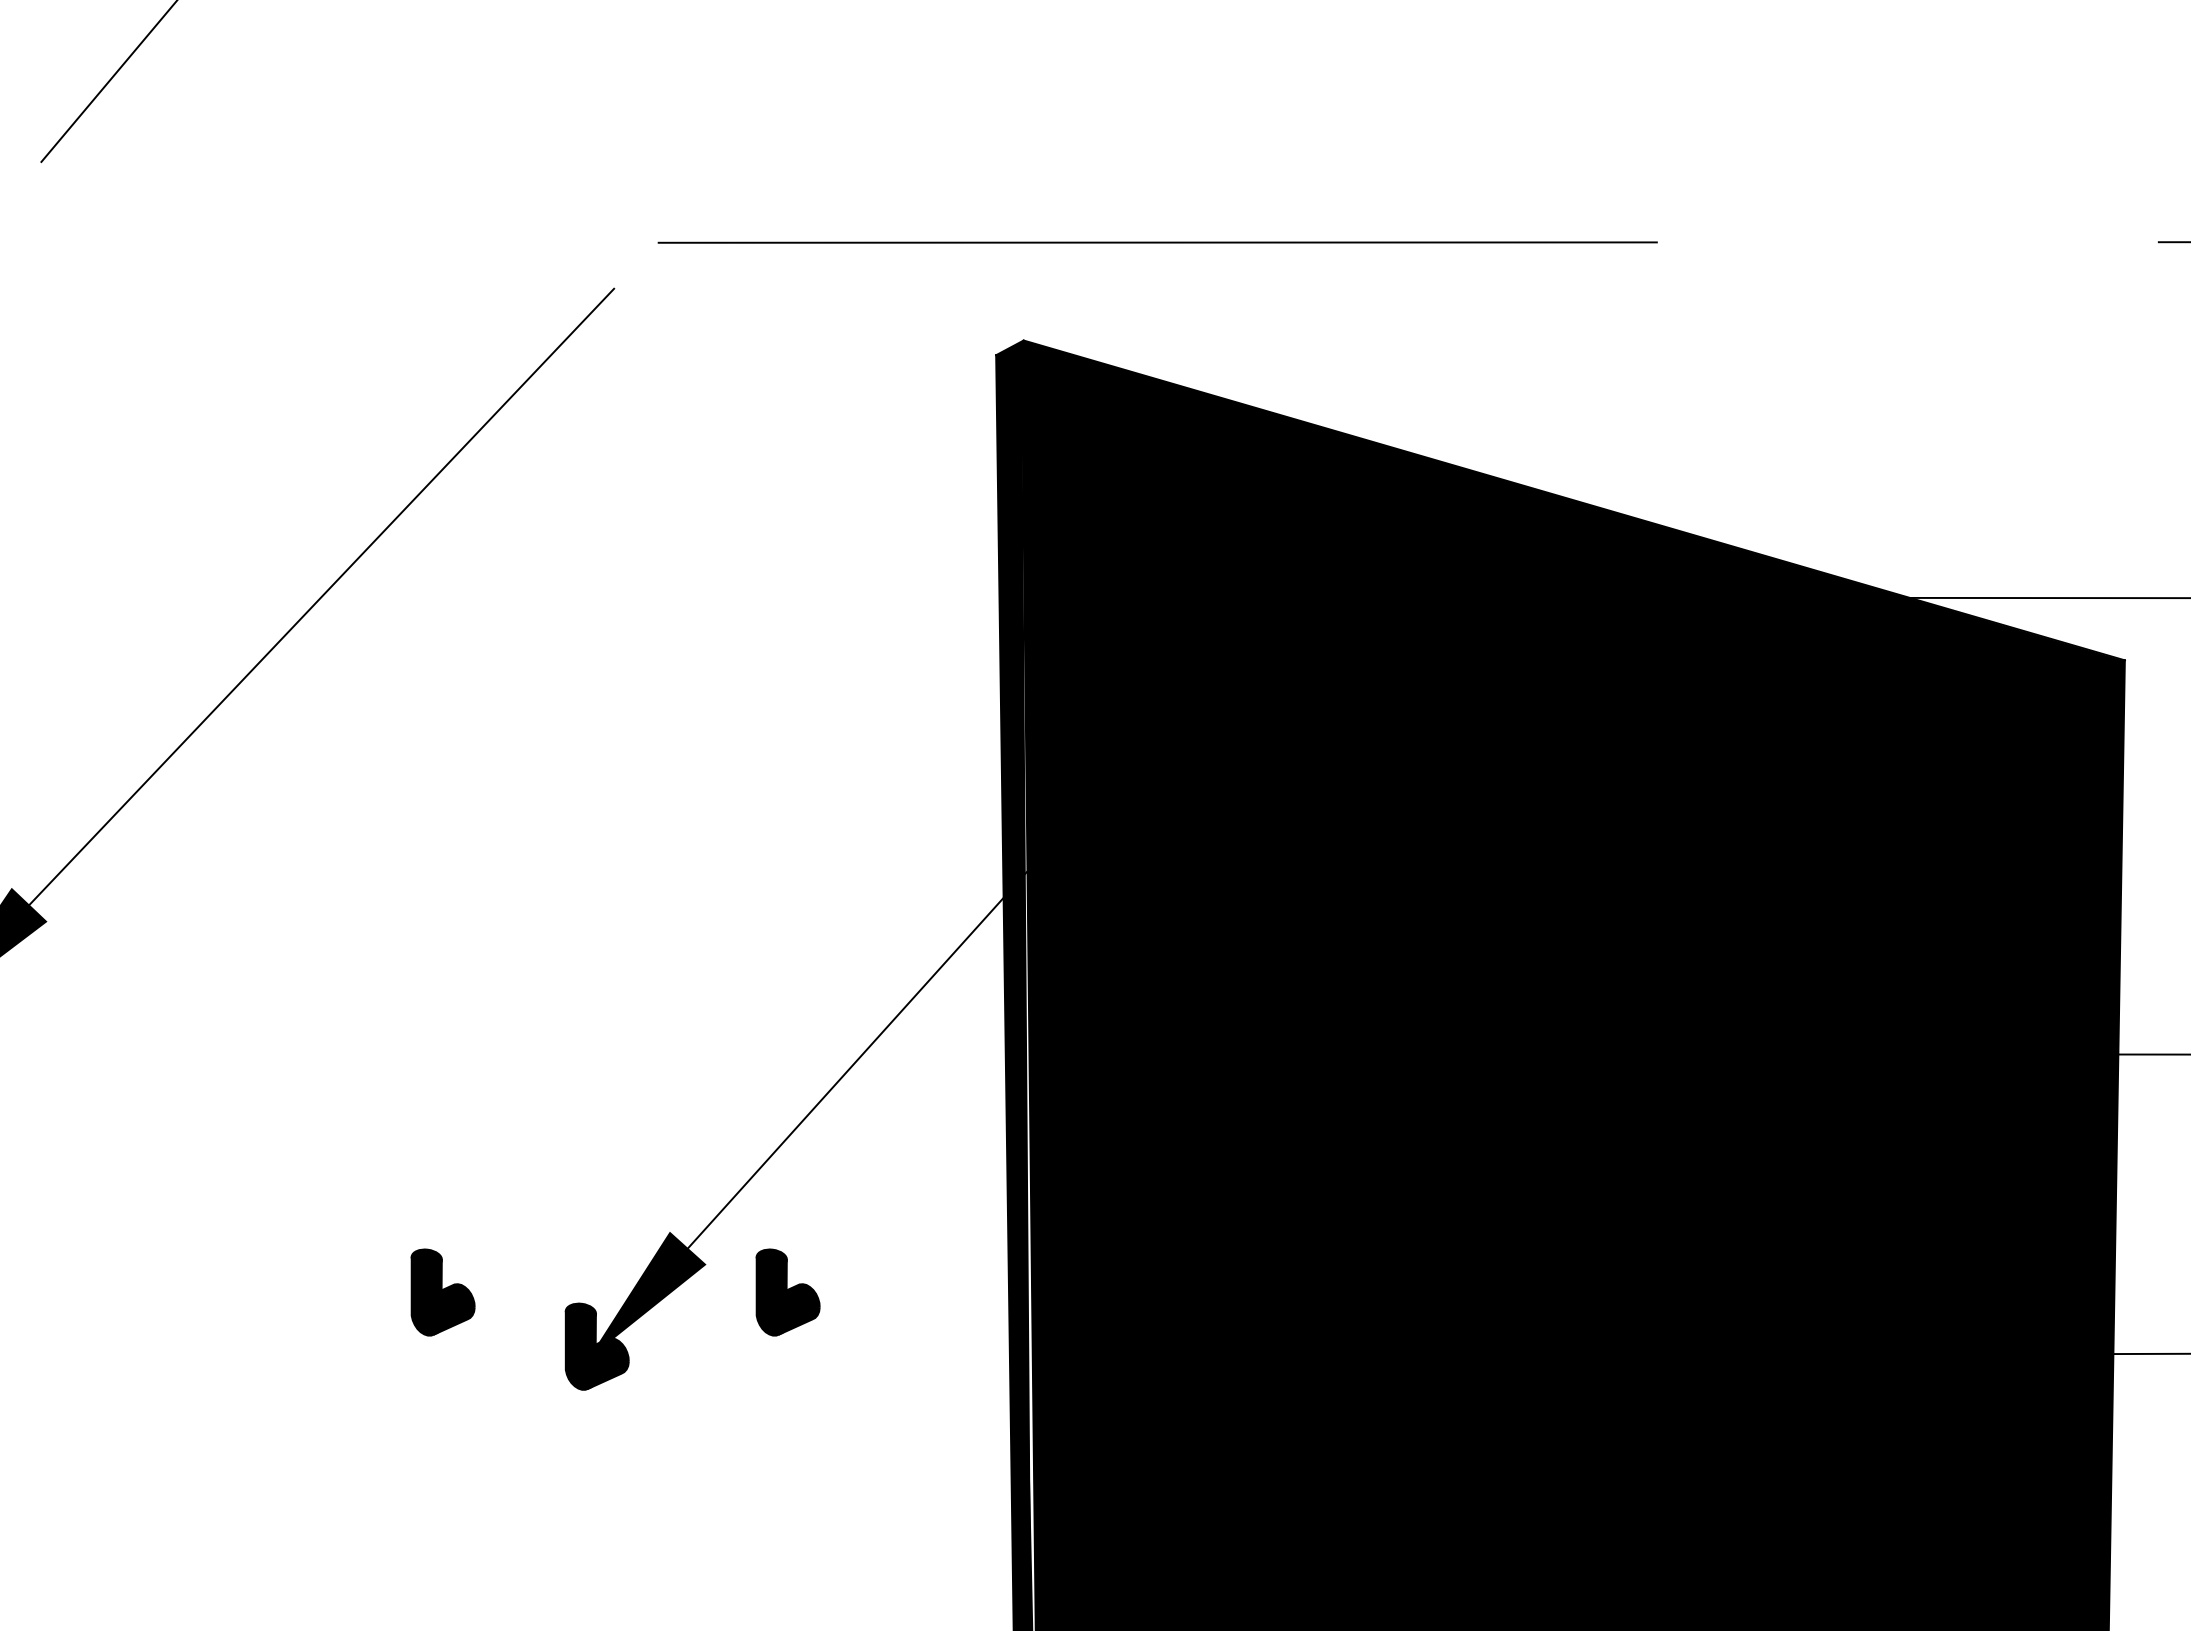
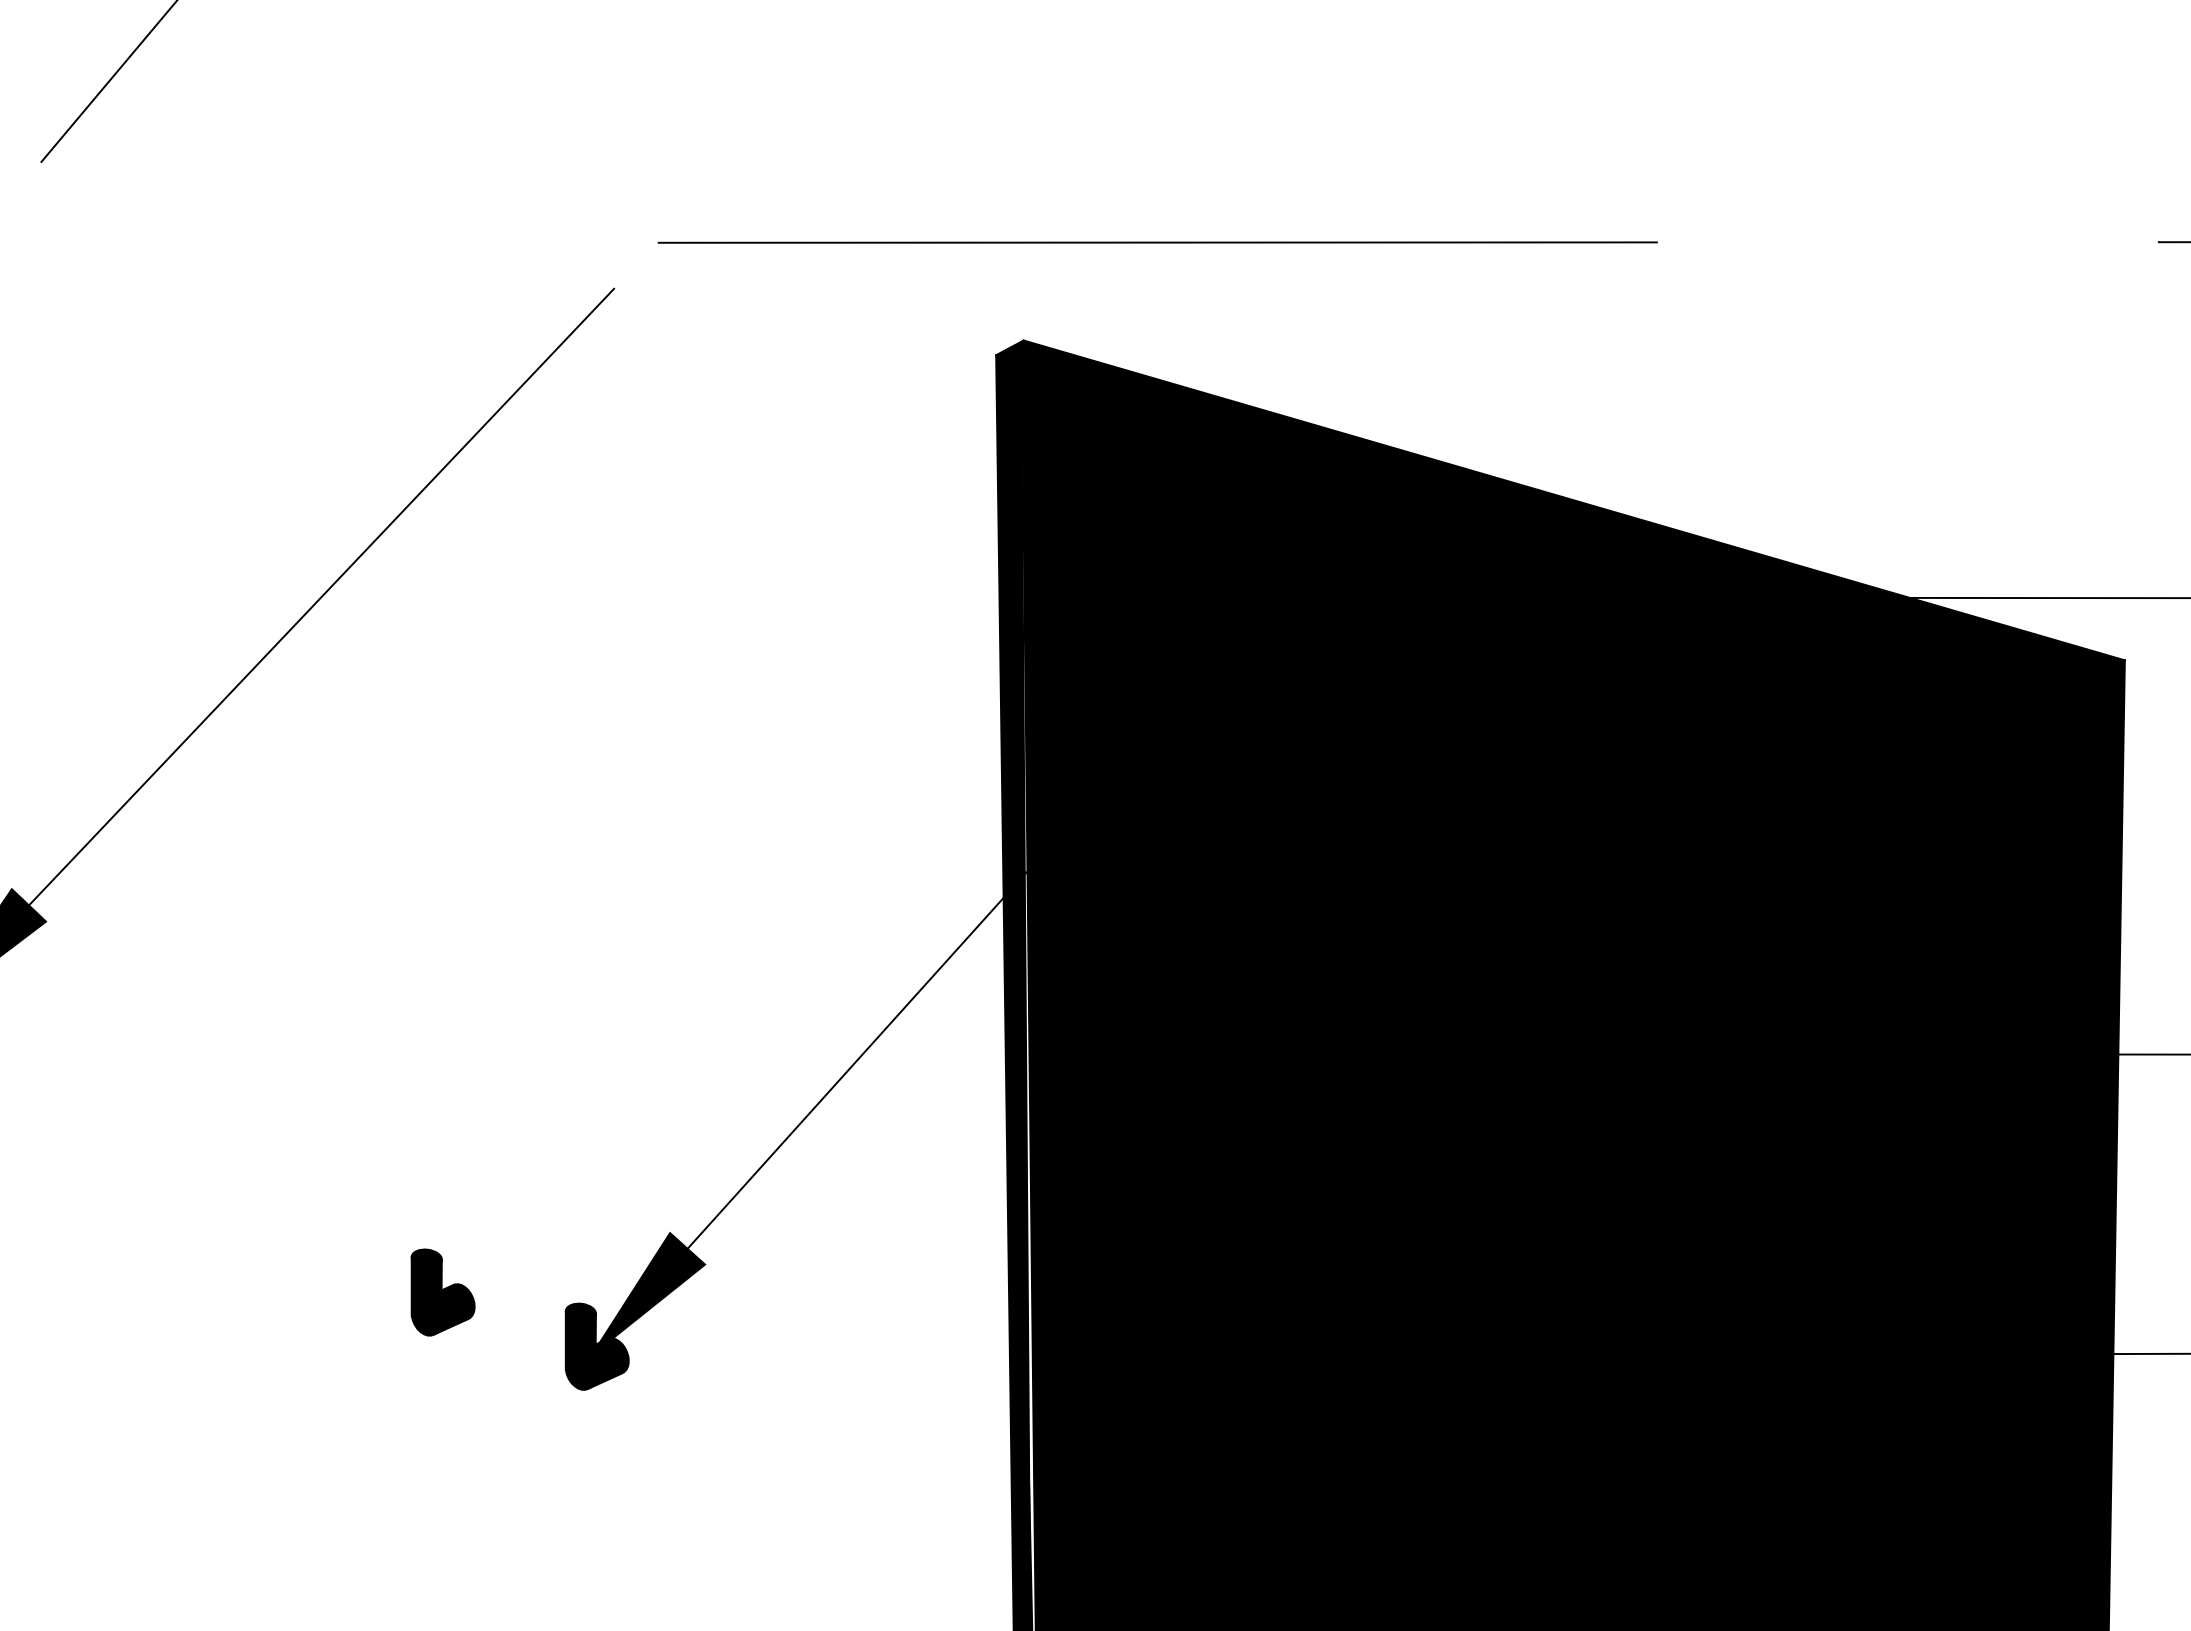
part: present -> none (787, 1292)
